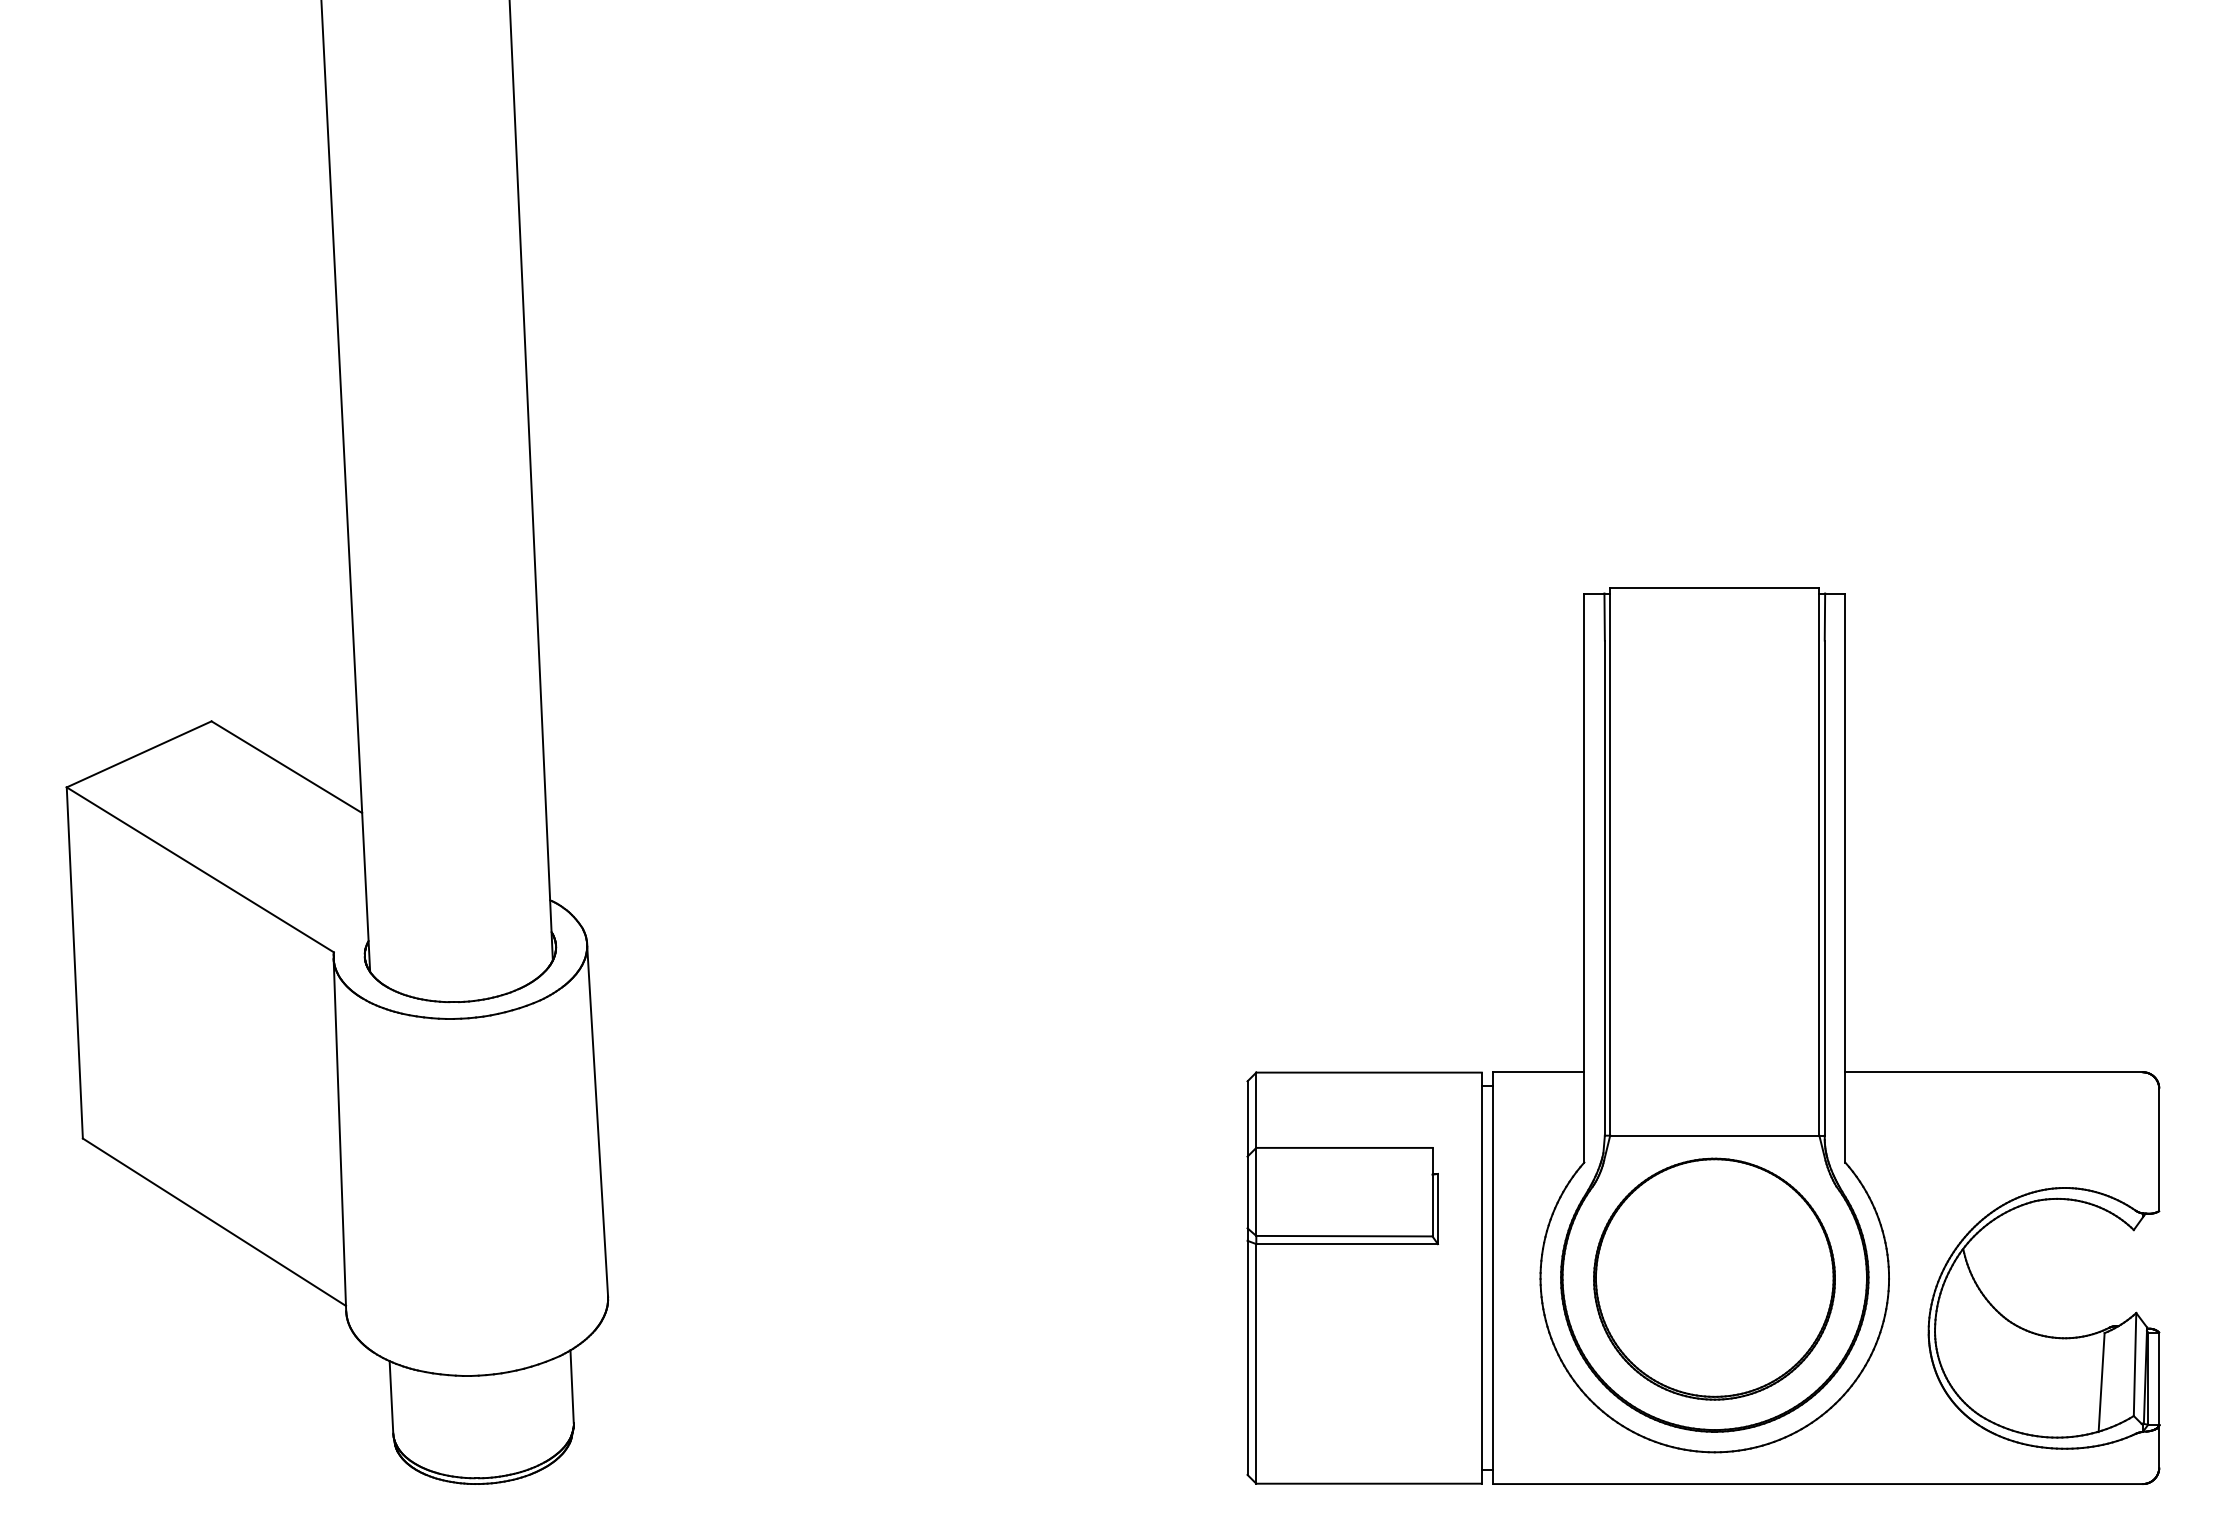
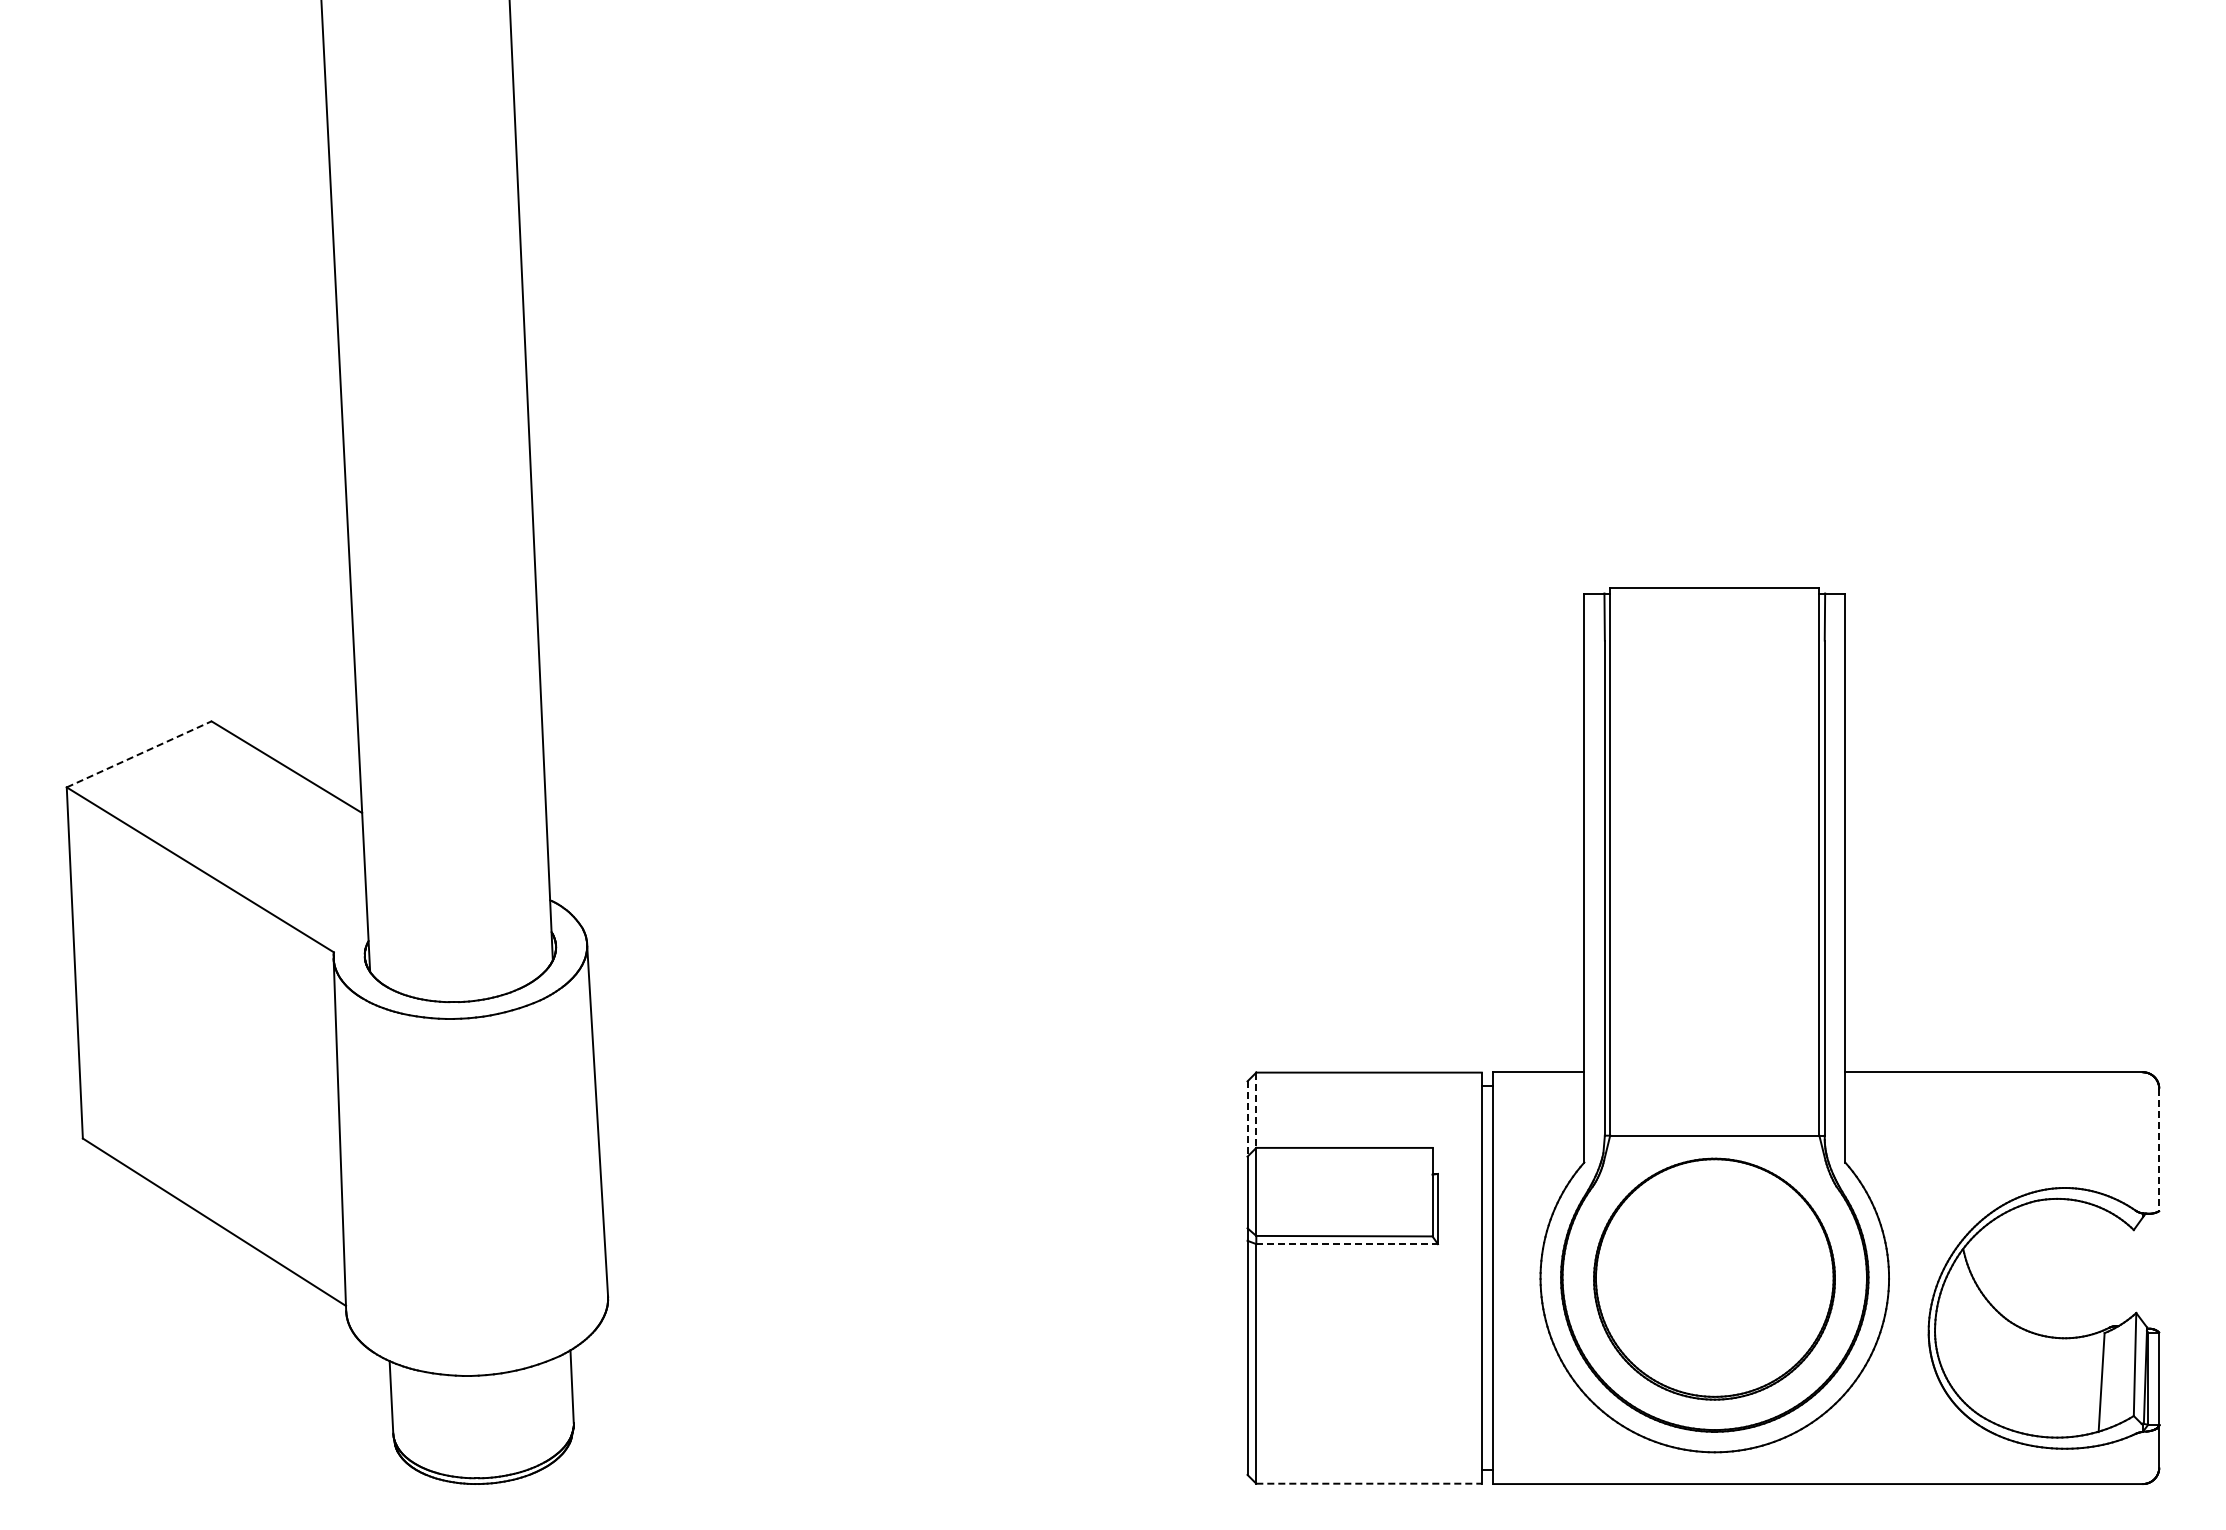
line: solid -> dashed (139, 754)
line: solid -> dashed (1256, 1110)
line: solid -> dashed (1247, 1119)
line: solid -> dashed (2159, 1150)
line: solid -> dashed (1347, 1244)
line: solid -> dashed (1369, 1483)
